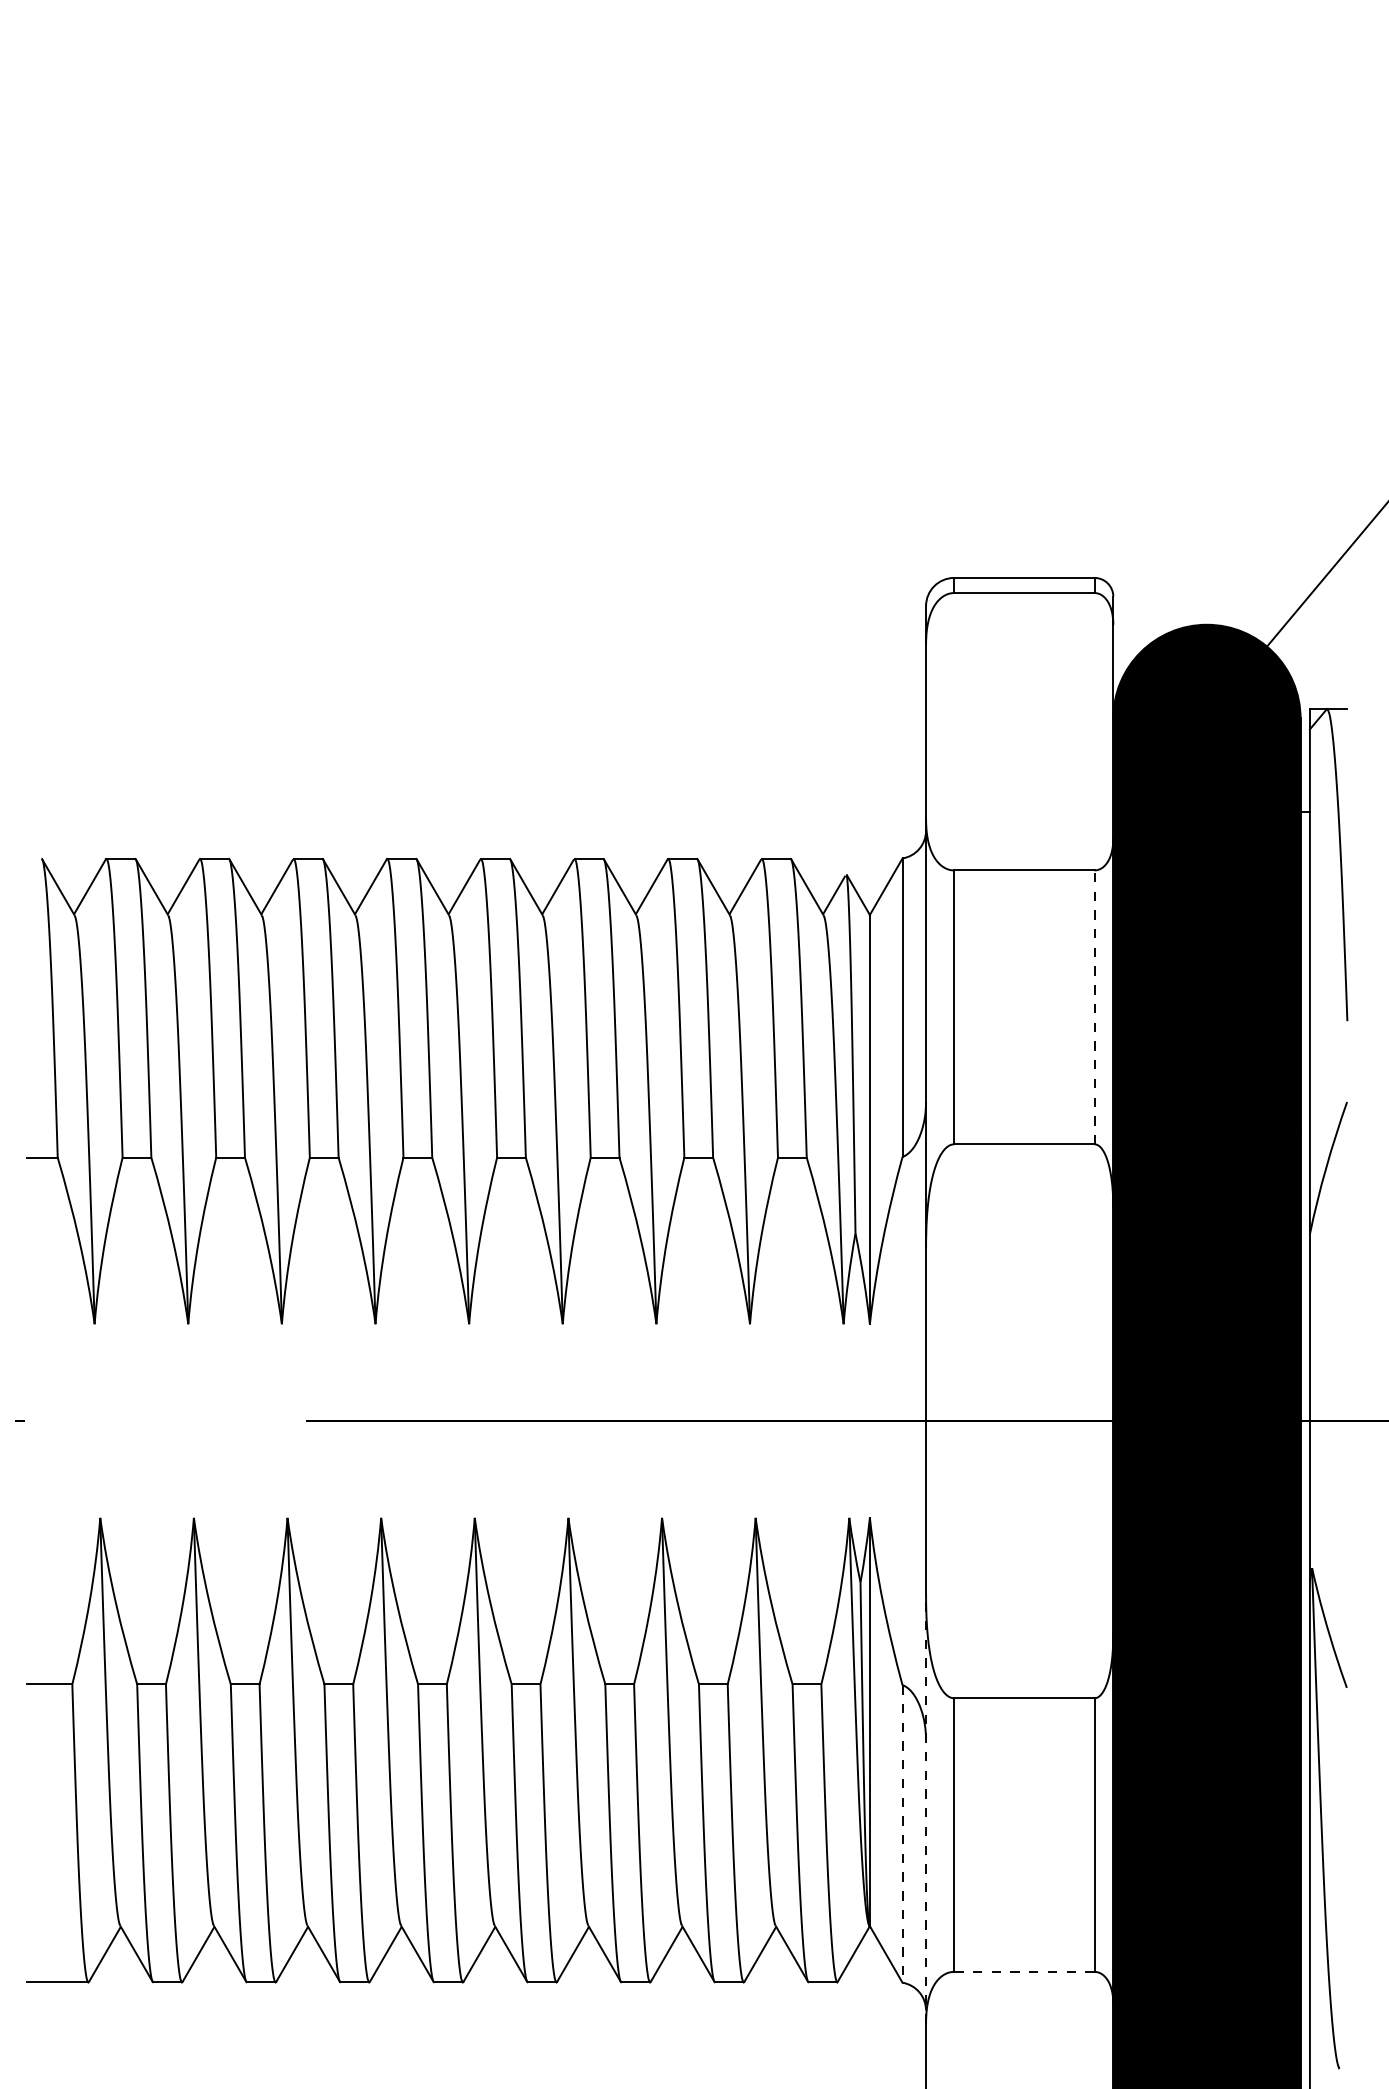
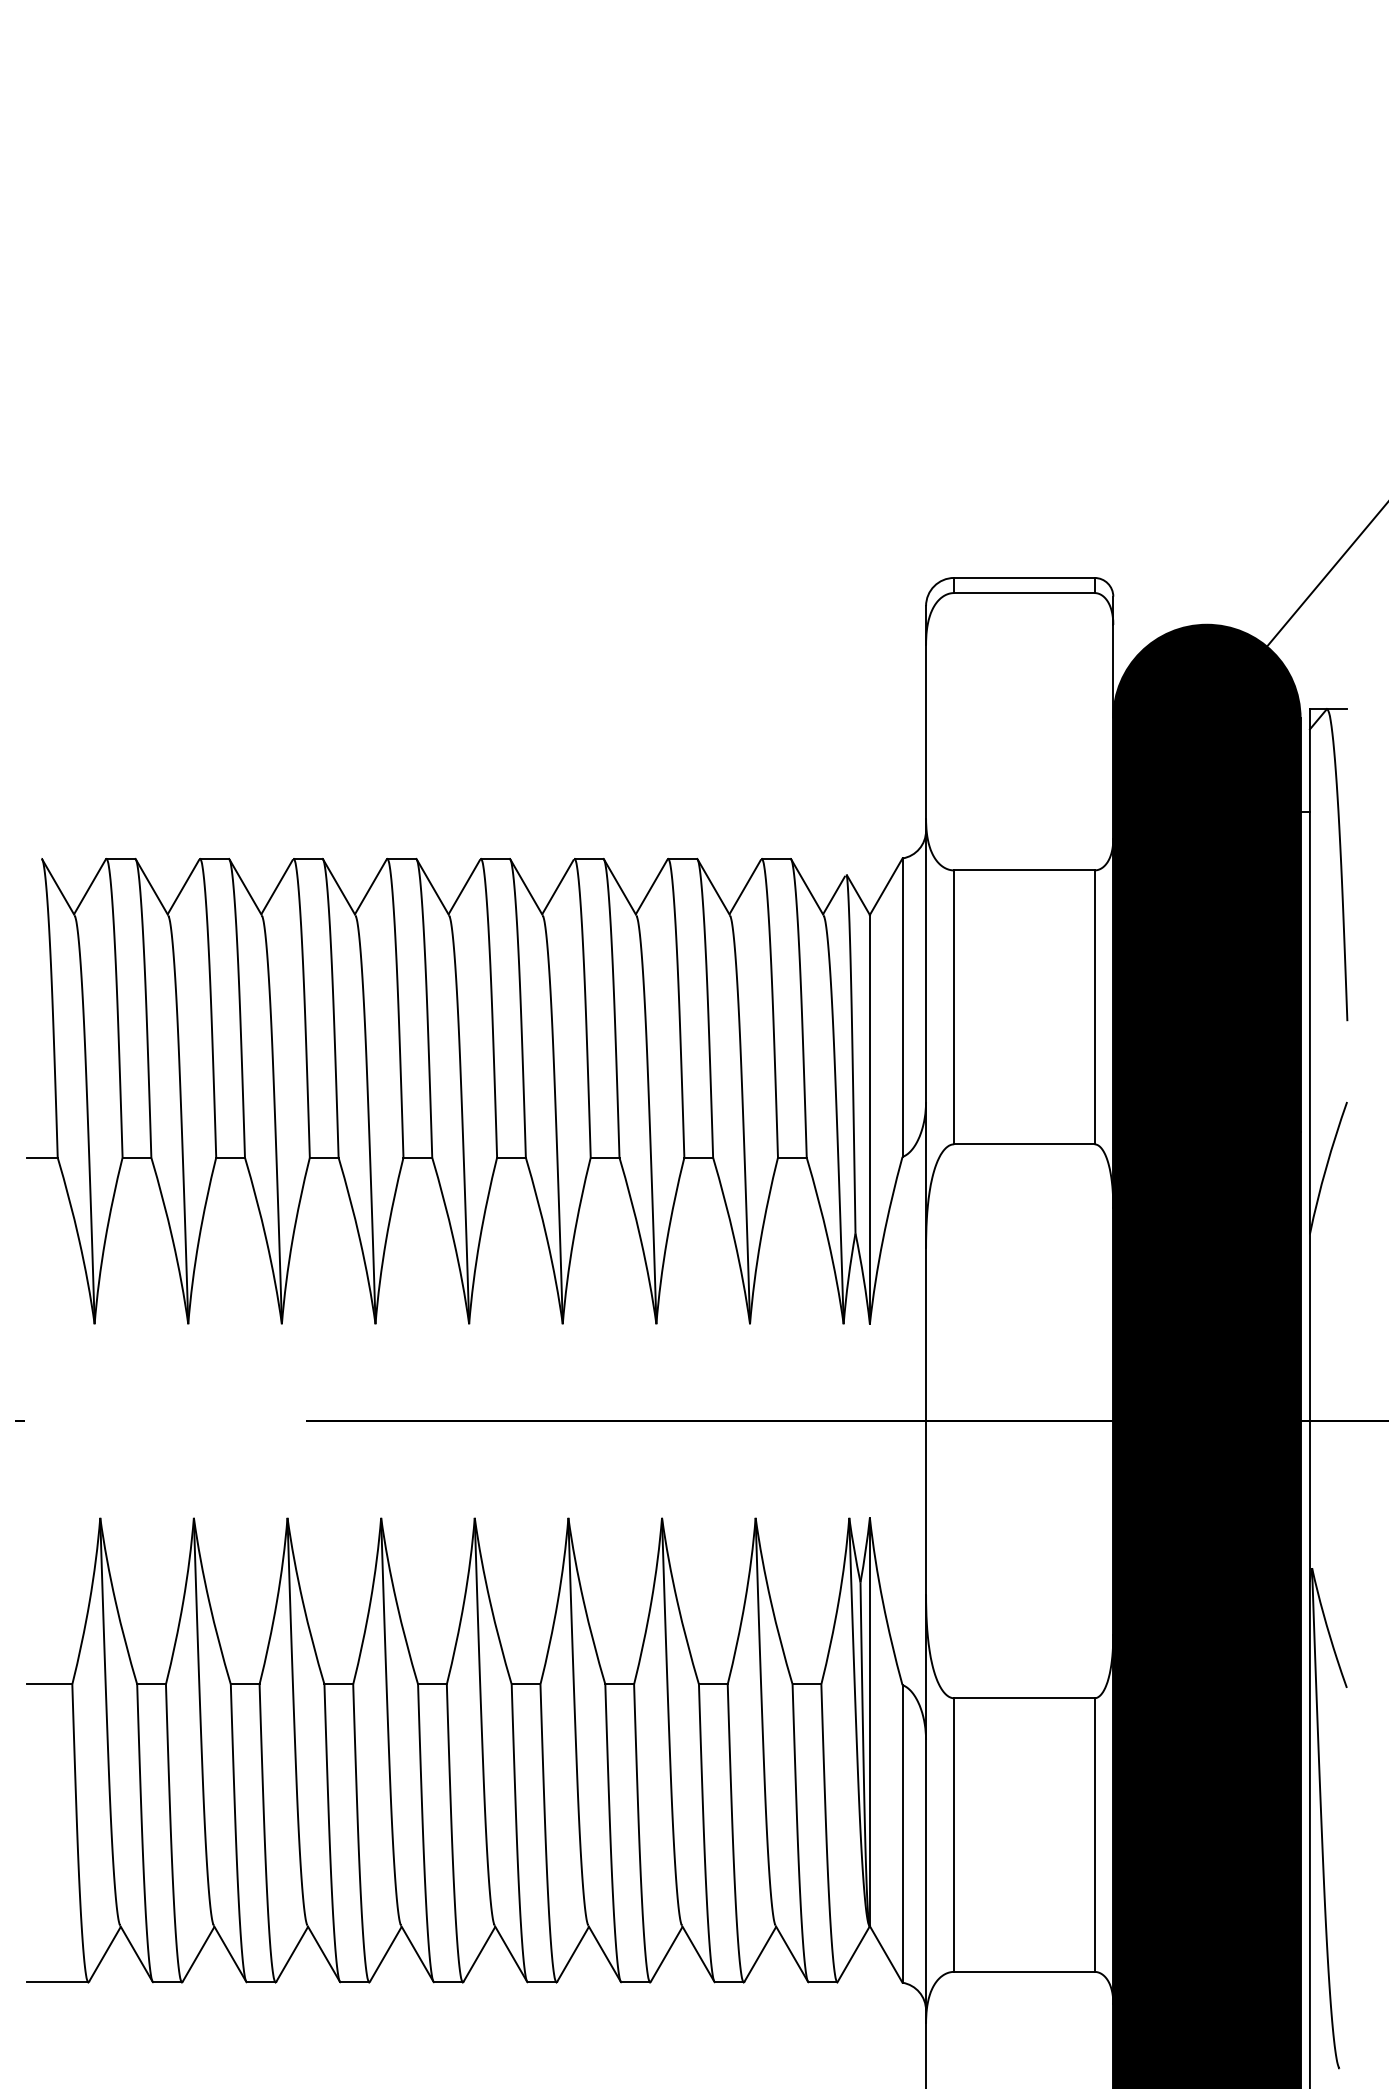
line: dashed -> solid (1094, 1007)
line: dashed -> solid (926, 1808)
line: dashed -> solid (902, 1833)
line: dashed -> solid (1023, 1971)
